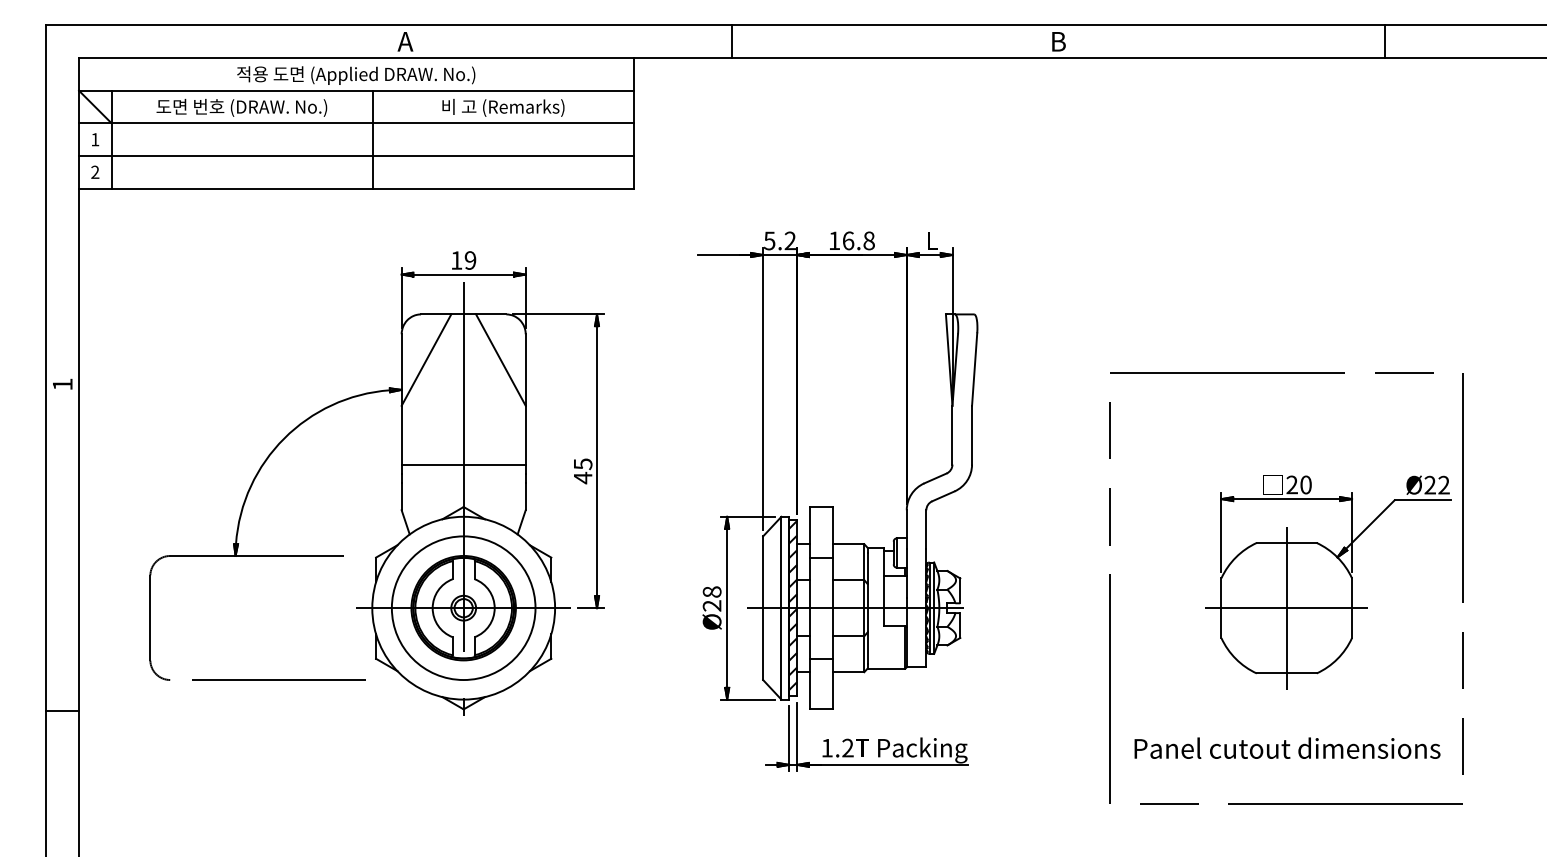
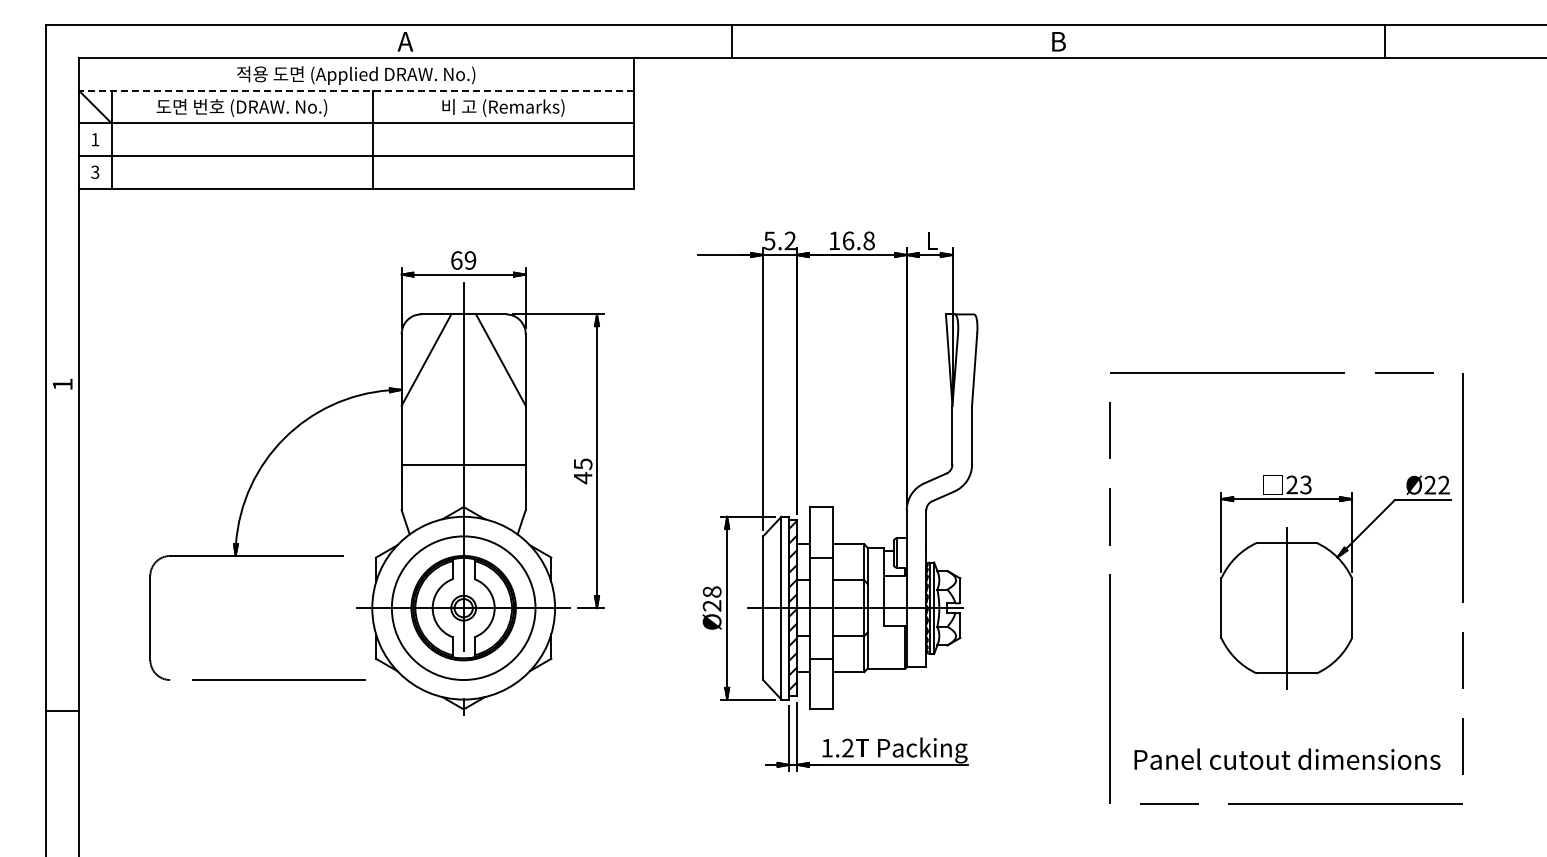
line: solid -> dashed (356, 90)
text: 2 -> 3 (95, 172)
text: 19 -> 69 (456, 260)
text: 20 -> 23 (1305, 484)
line: present -> none (1286, 608)
text position: (1287, 747) -> (1287, 758) (1287, 758)
